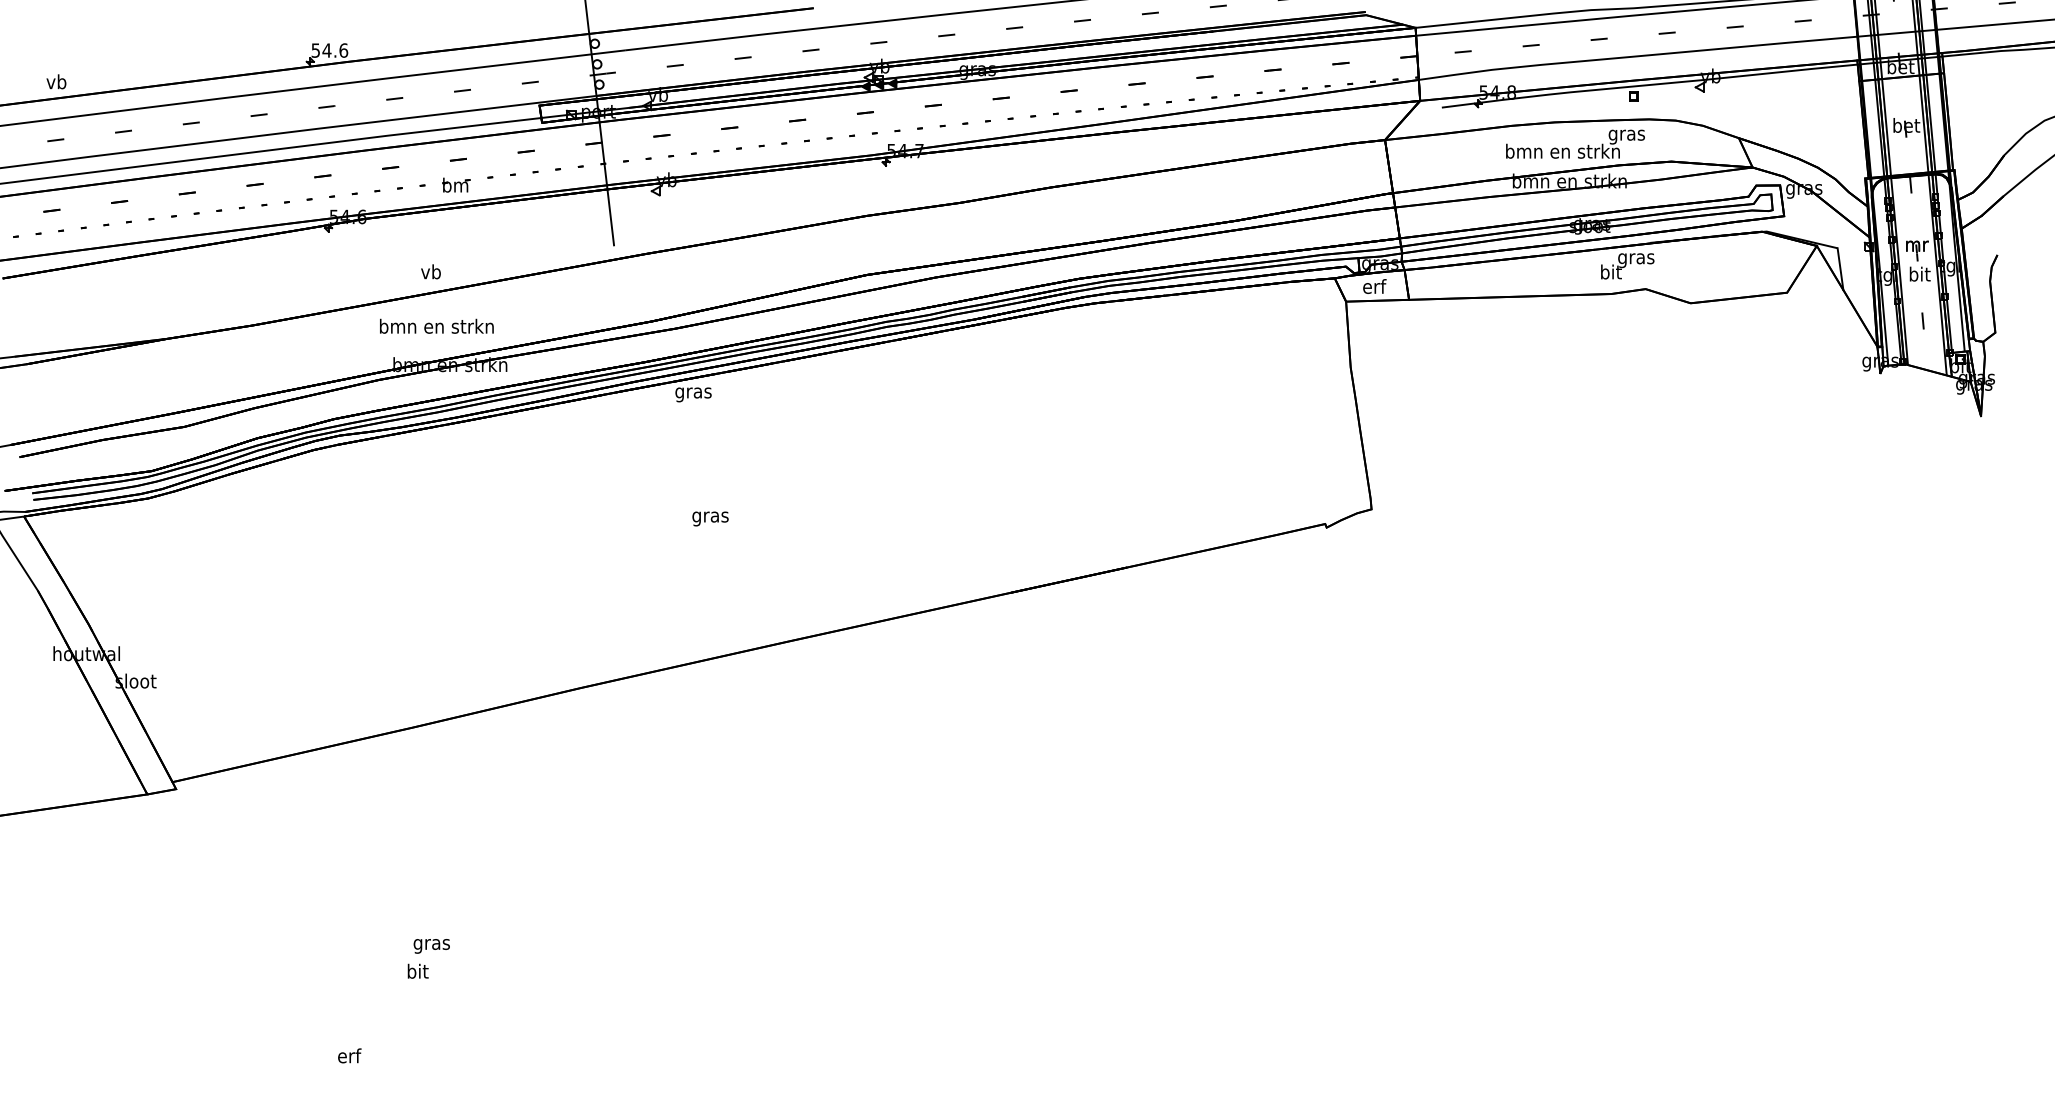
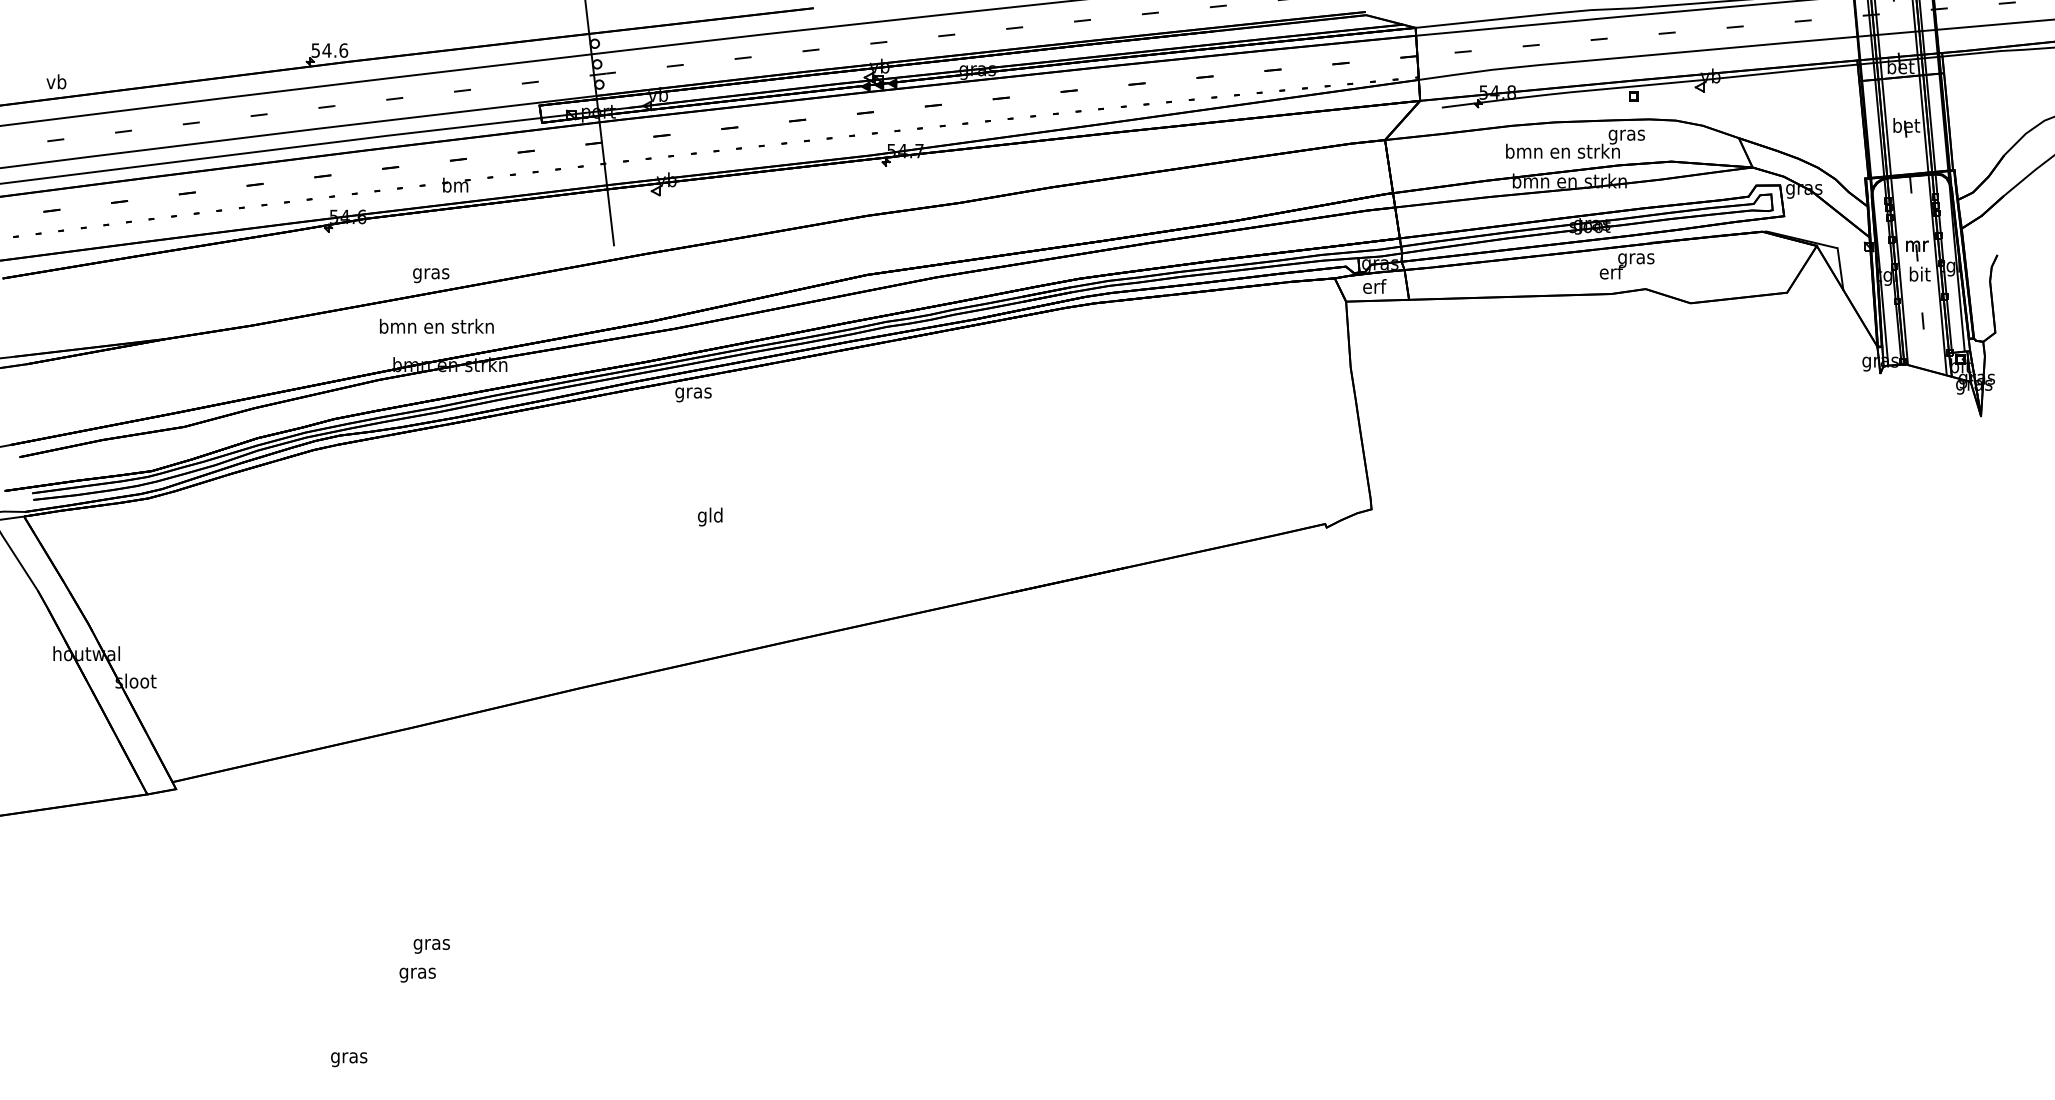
text: bit -> erf (1611, 271)
text: vb -> gras (431, 273)
text: gras -> gld (710, 516)
text: bit -> gras (417, 972)
text: erf -> gras (349, 1057)
